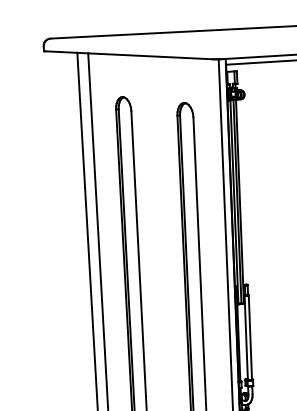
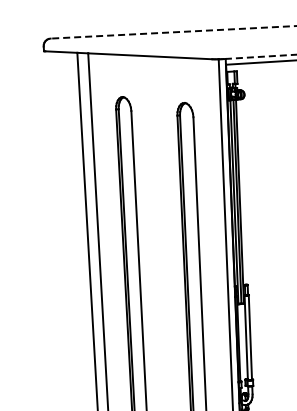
line: solid -> dashed (173, 32)
line: solid -> dashed (260, 56)
